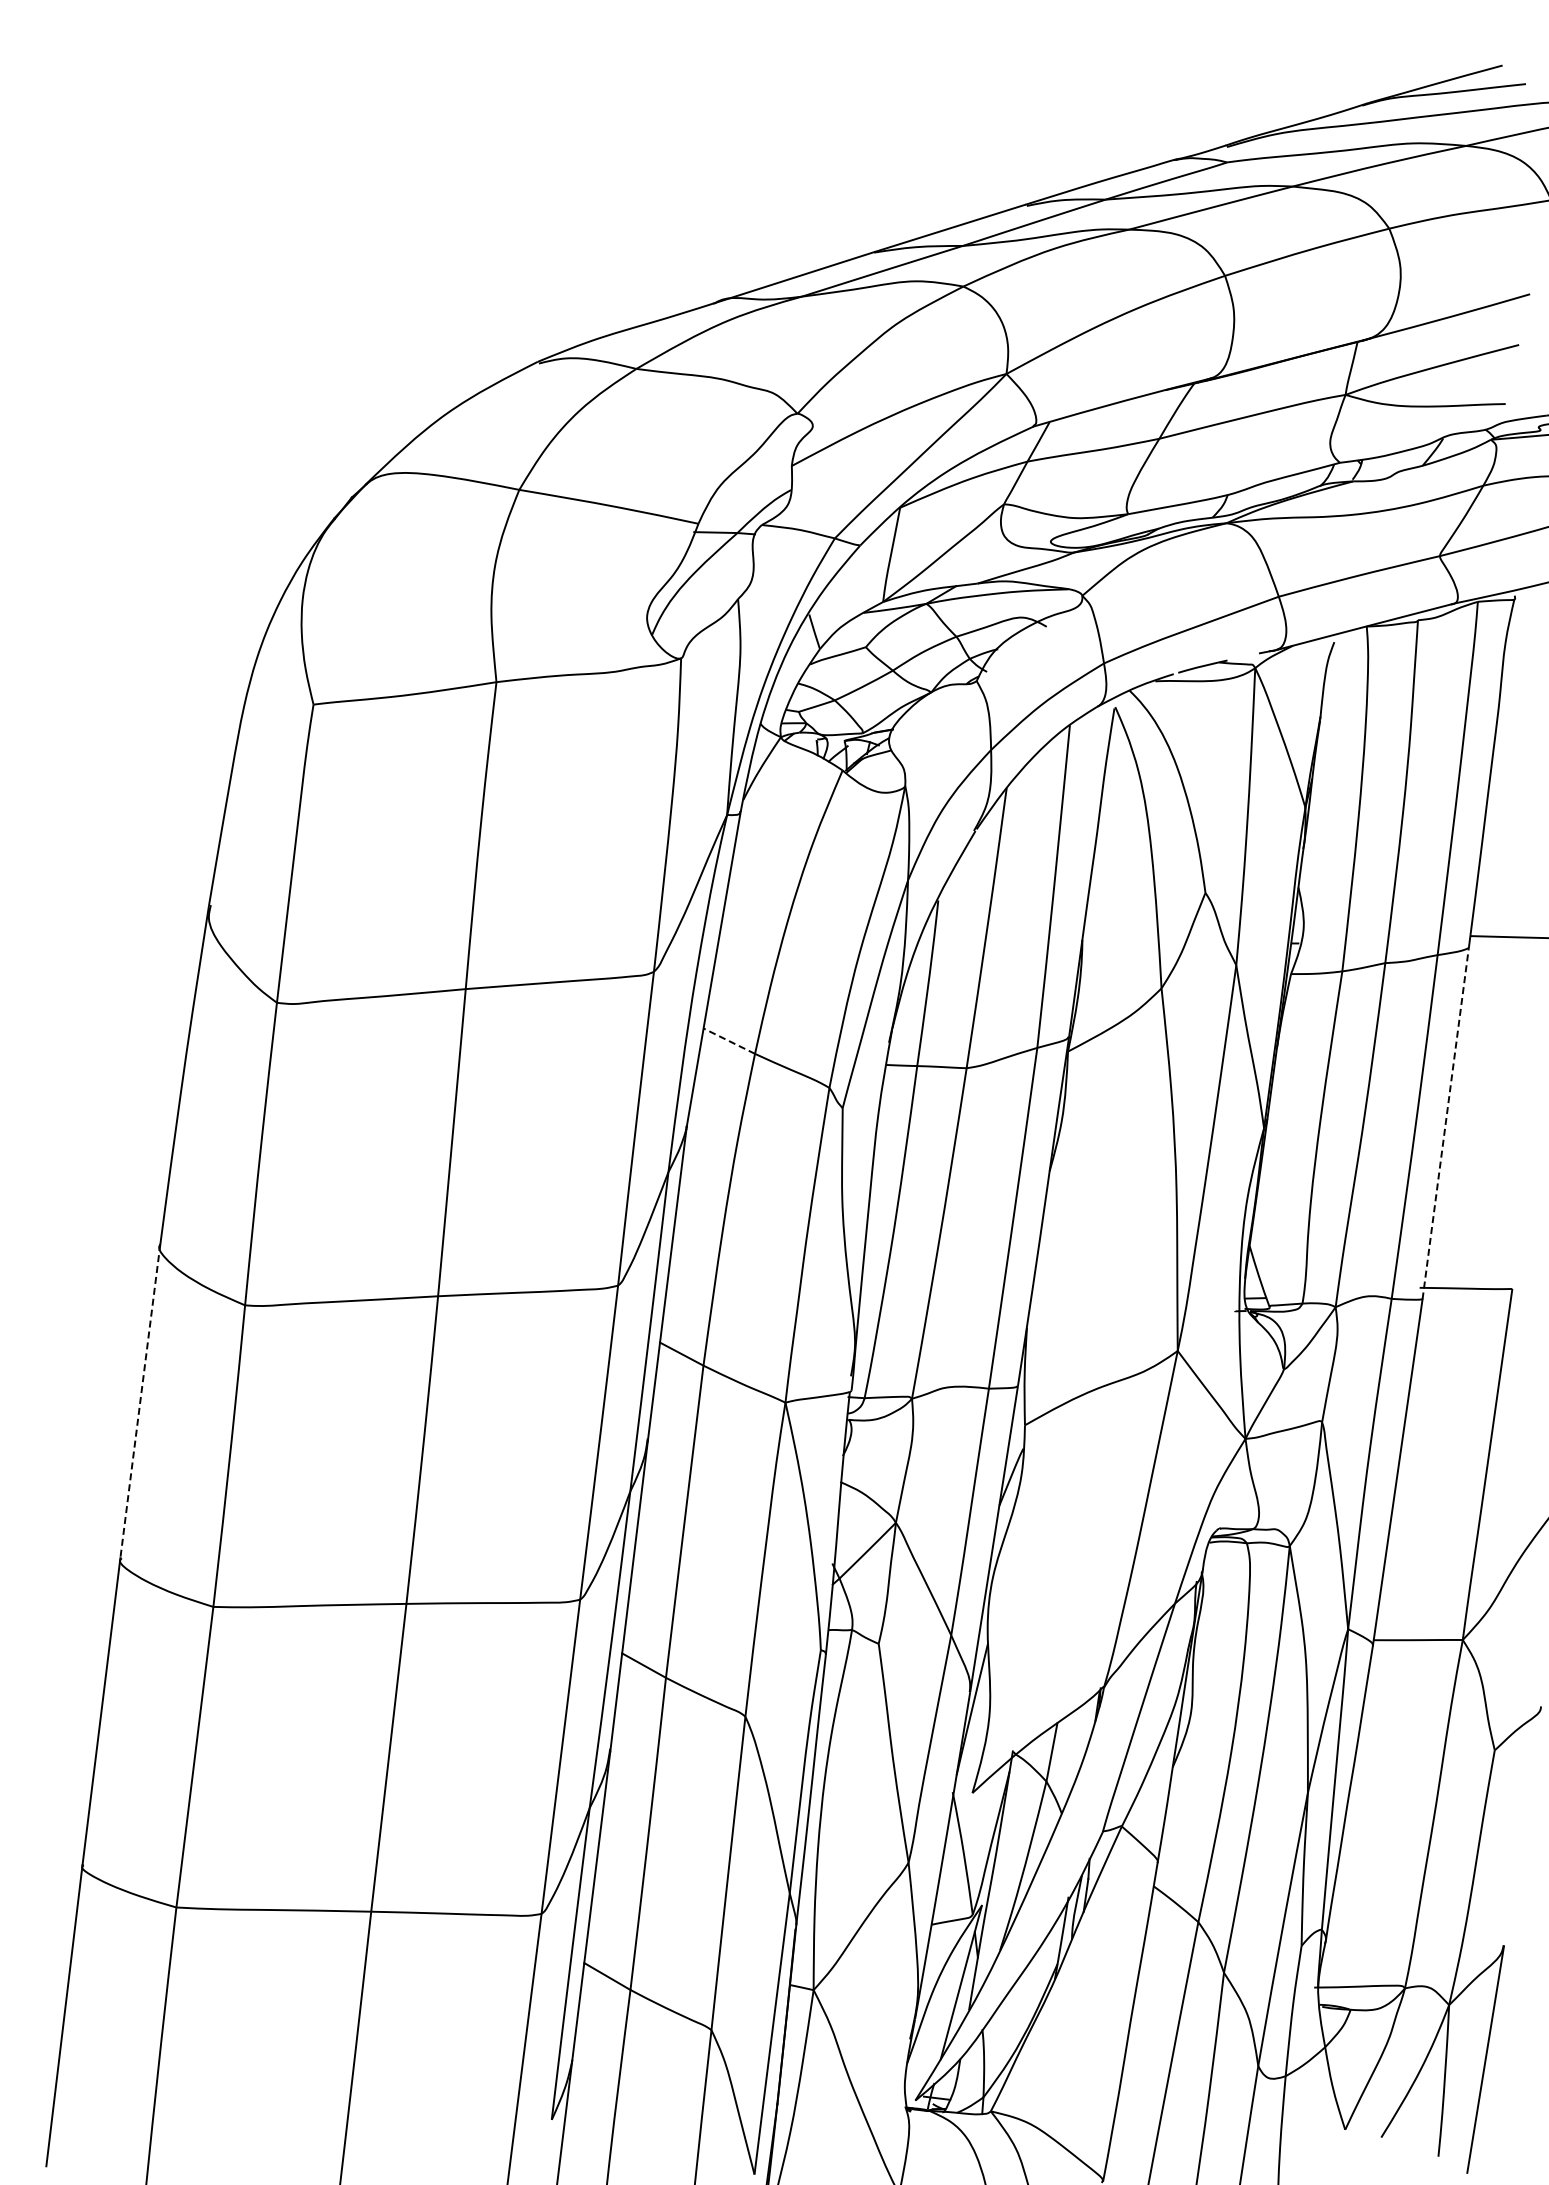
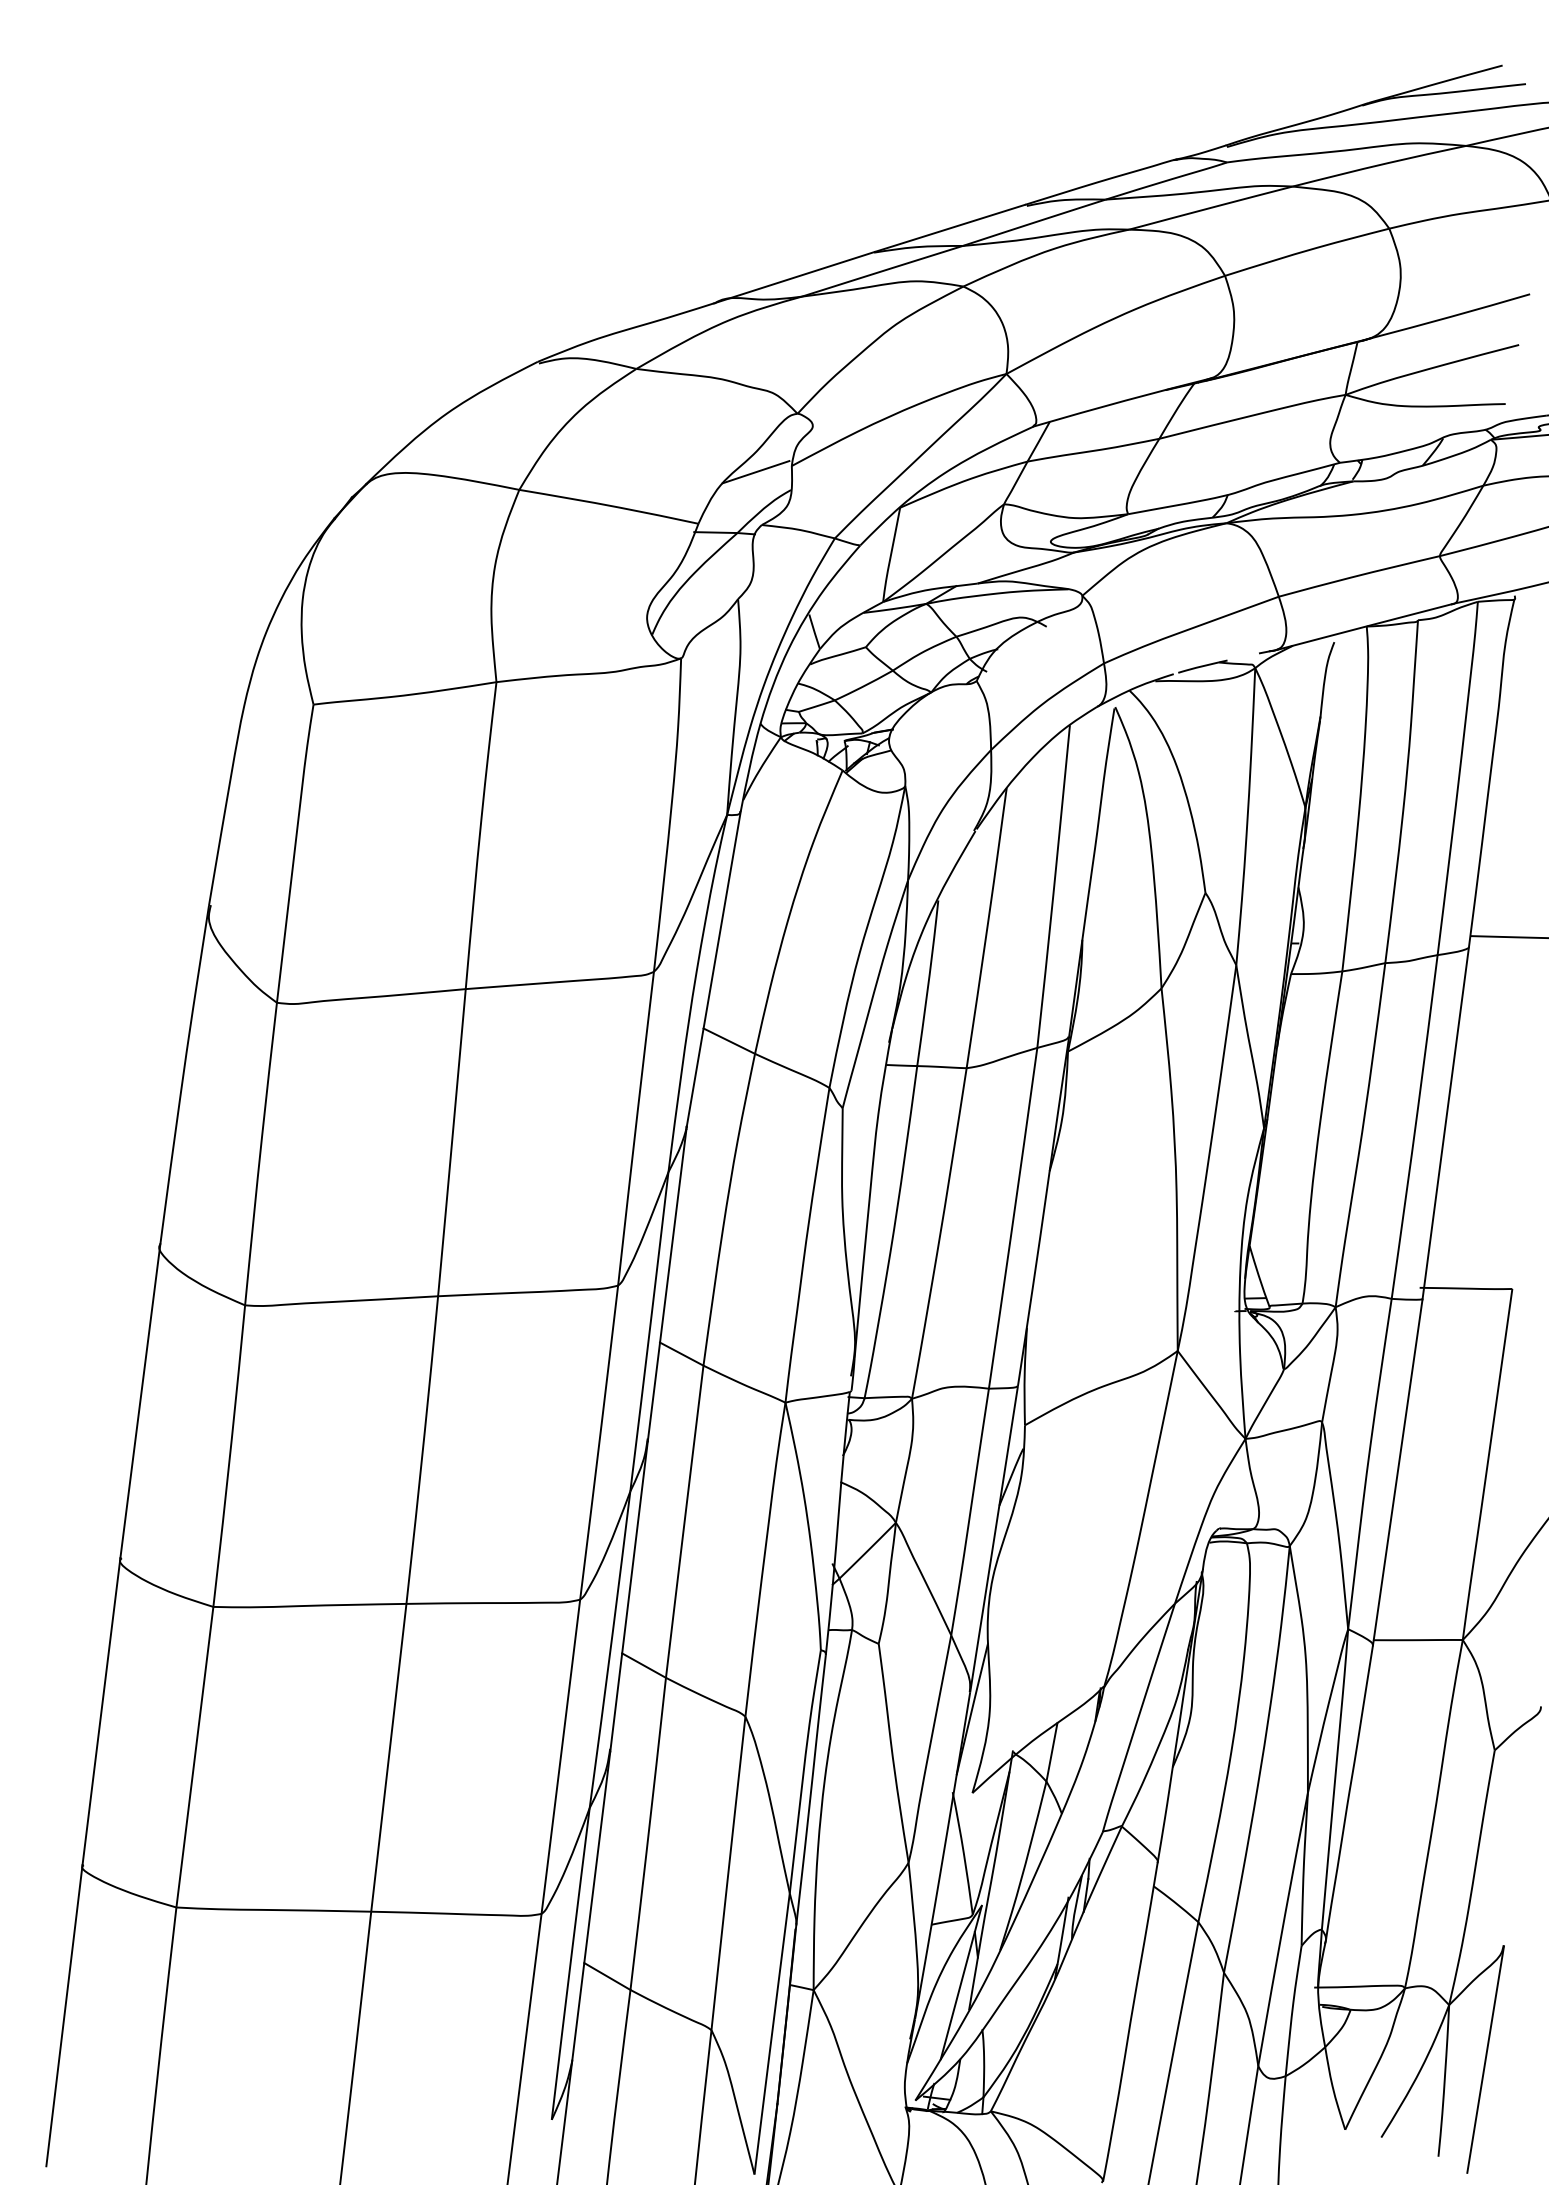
line: none -> present (755, 472)
line: dashed -> solid (729, 1041)
line: dashed -> solid (1445, 1123)
line: dashed -> solid (140, 1401)
